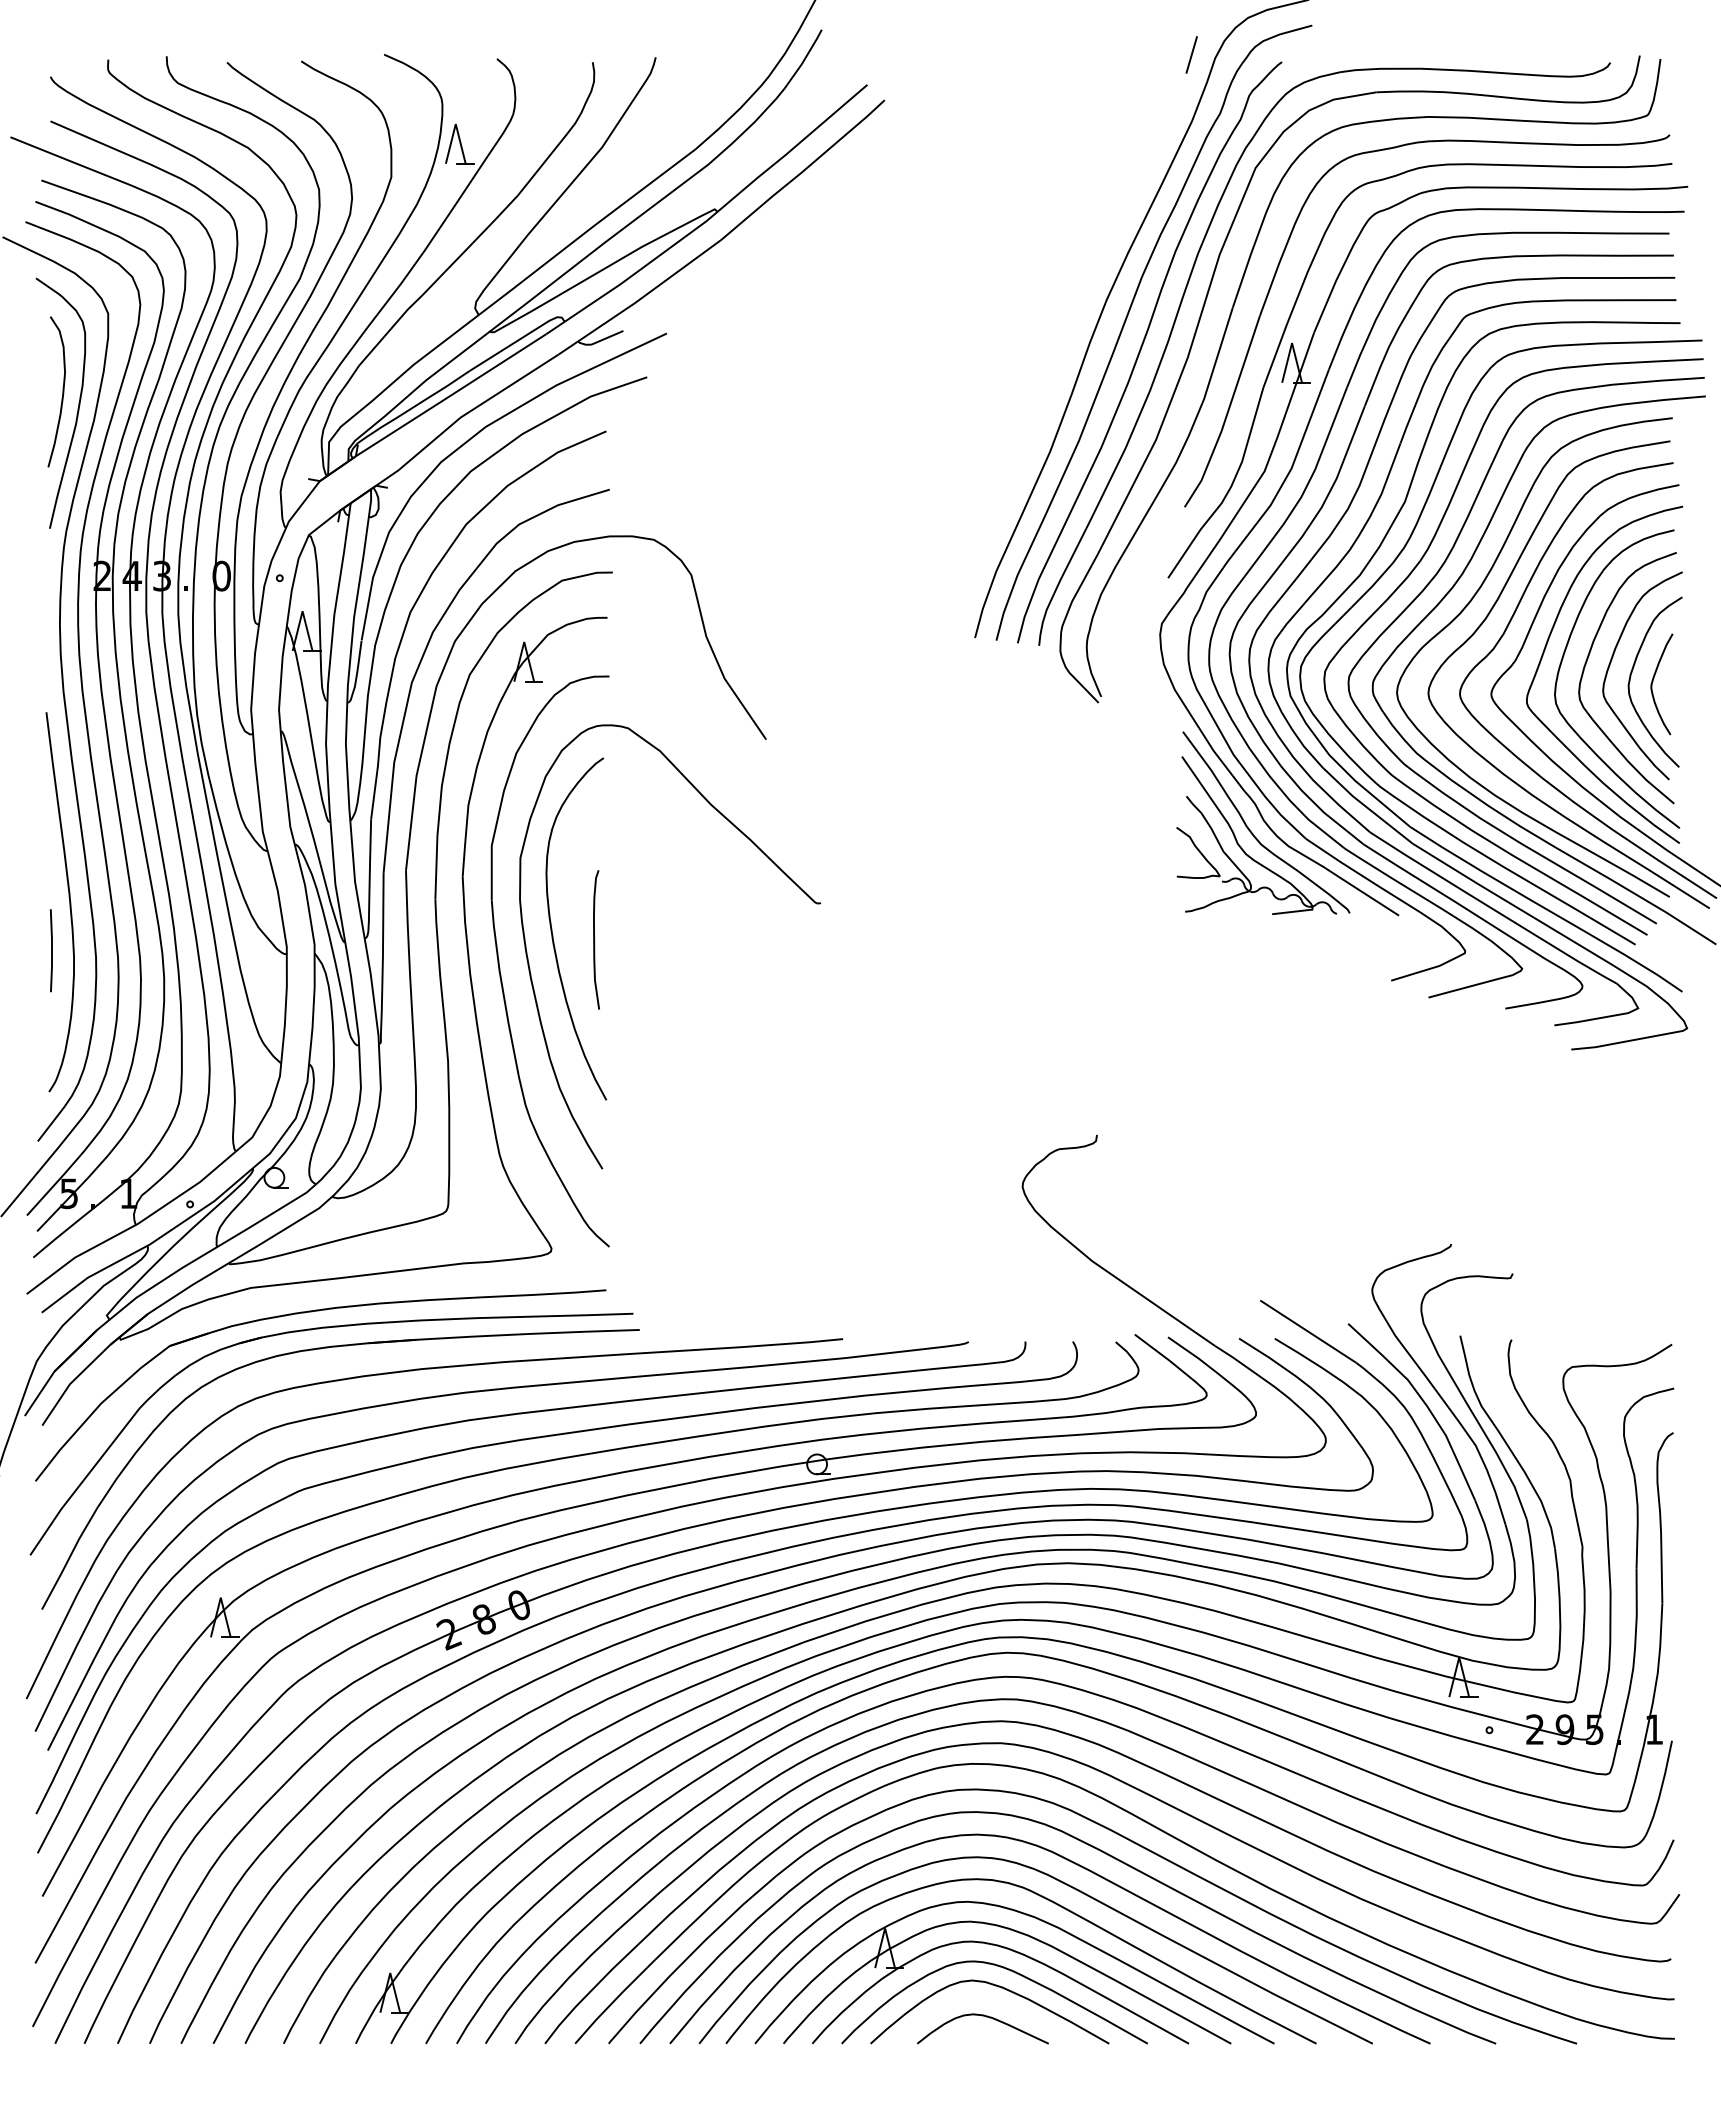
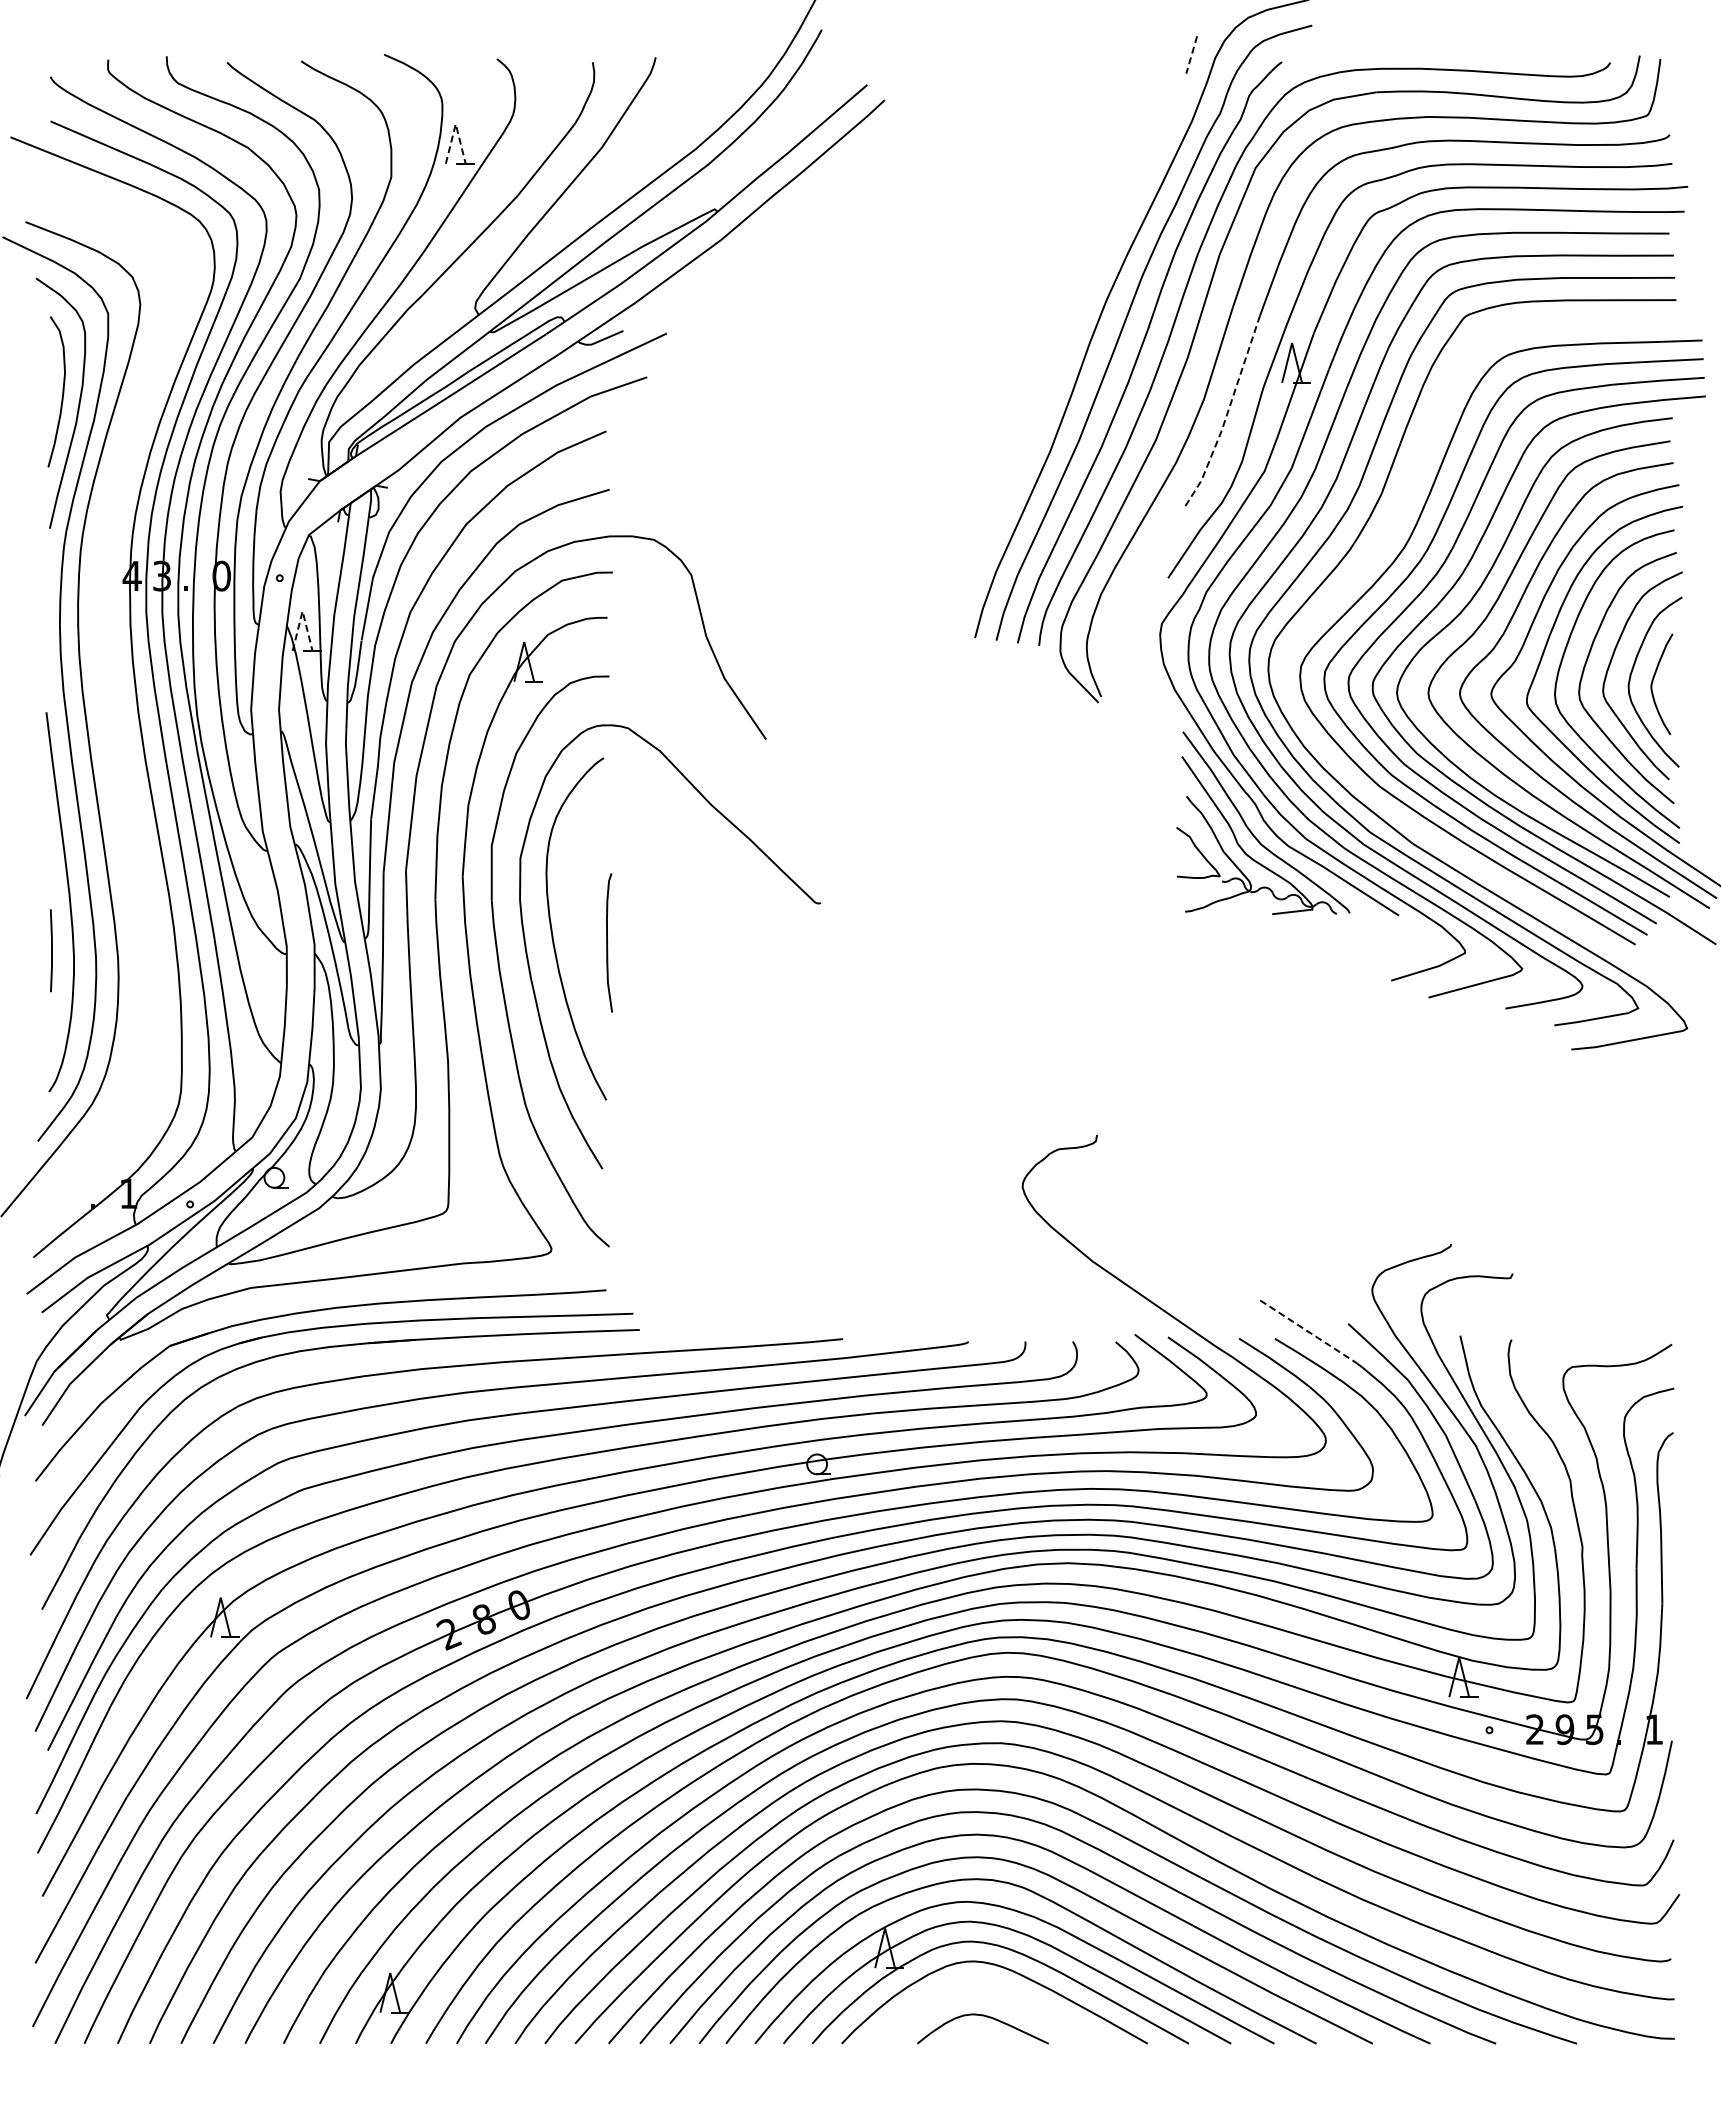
line: solid -> dashed (1191, 55)
line: solid -> dashed (455, 124)
line: solid -> dashed (1226, 415)
part: present -> none (1362, 573)
line: solid -> dashed (302, 611)
part: present -> none (106, 705)
curve position: (594, 939) -> (607, 942) (607, 942)
line: solid -> dashed (1308, 1331)
curve: present -> none (998, 1987)
